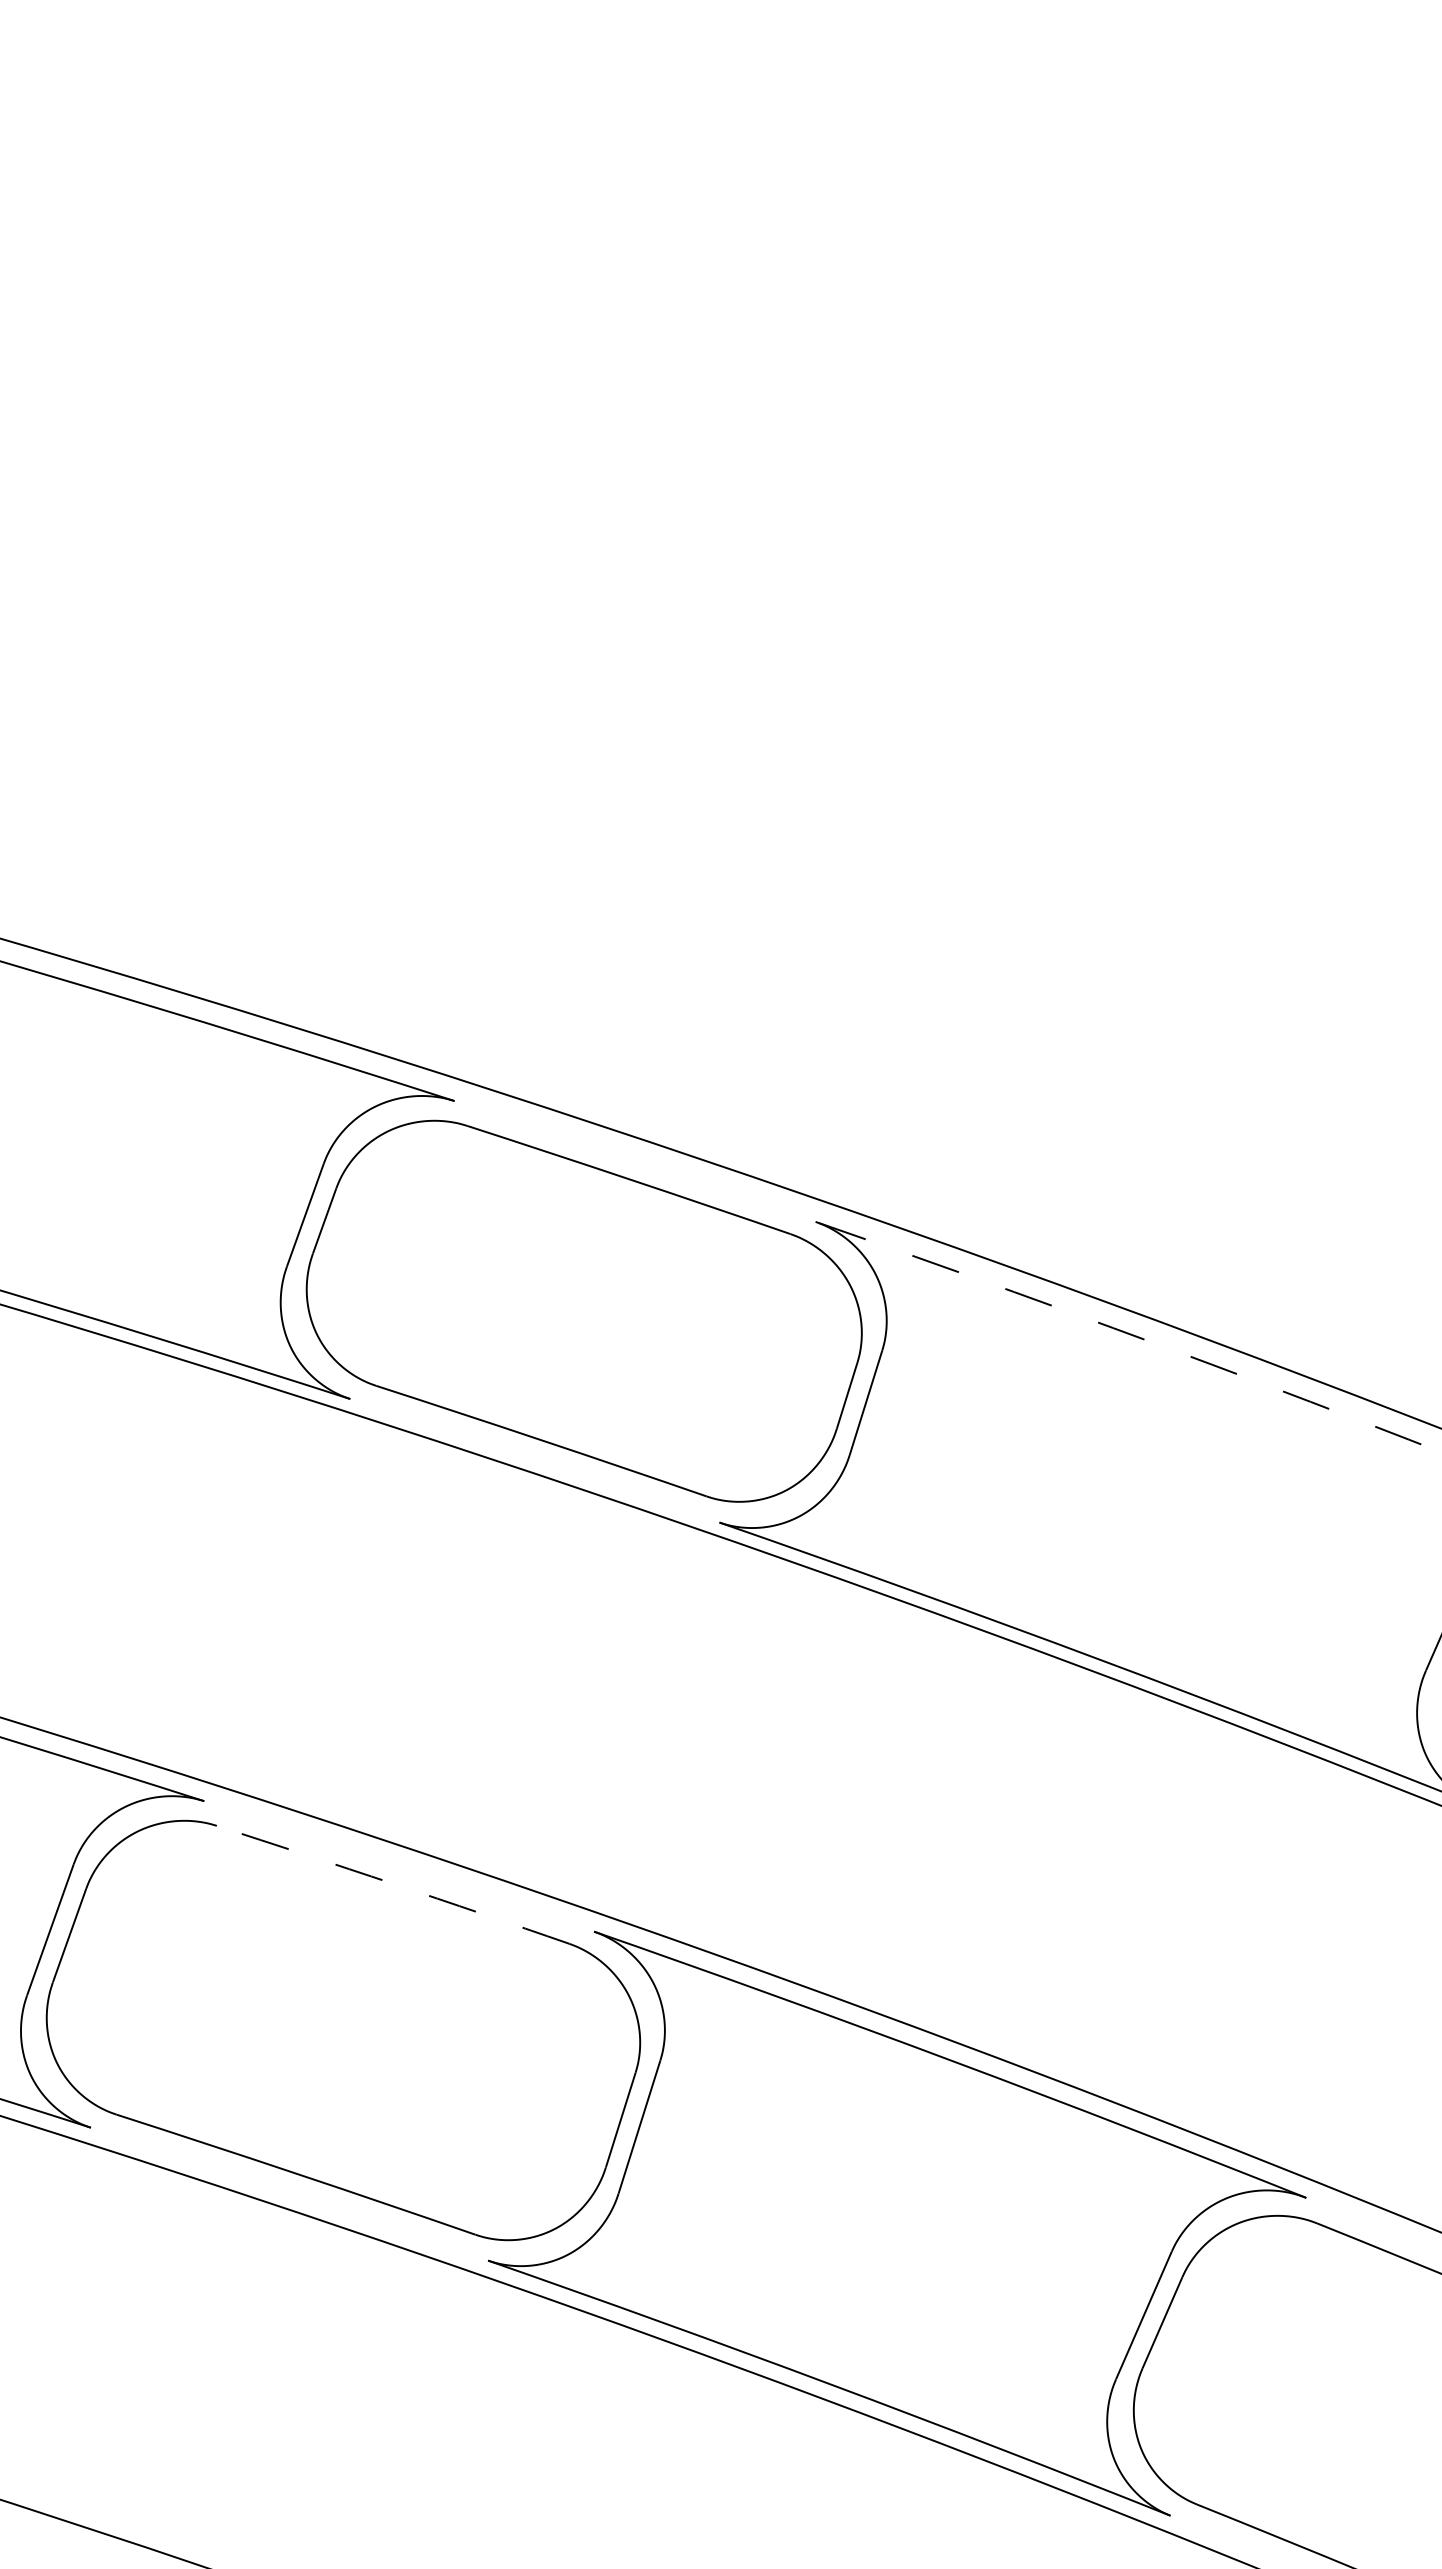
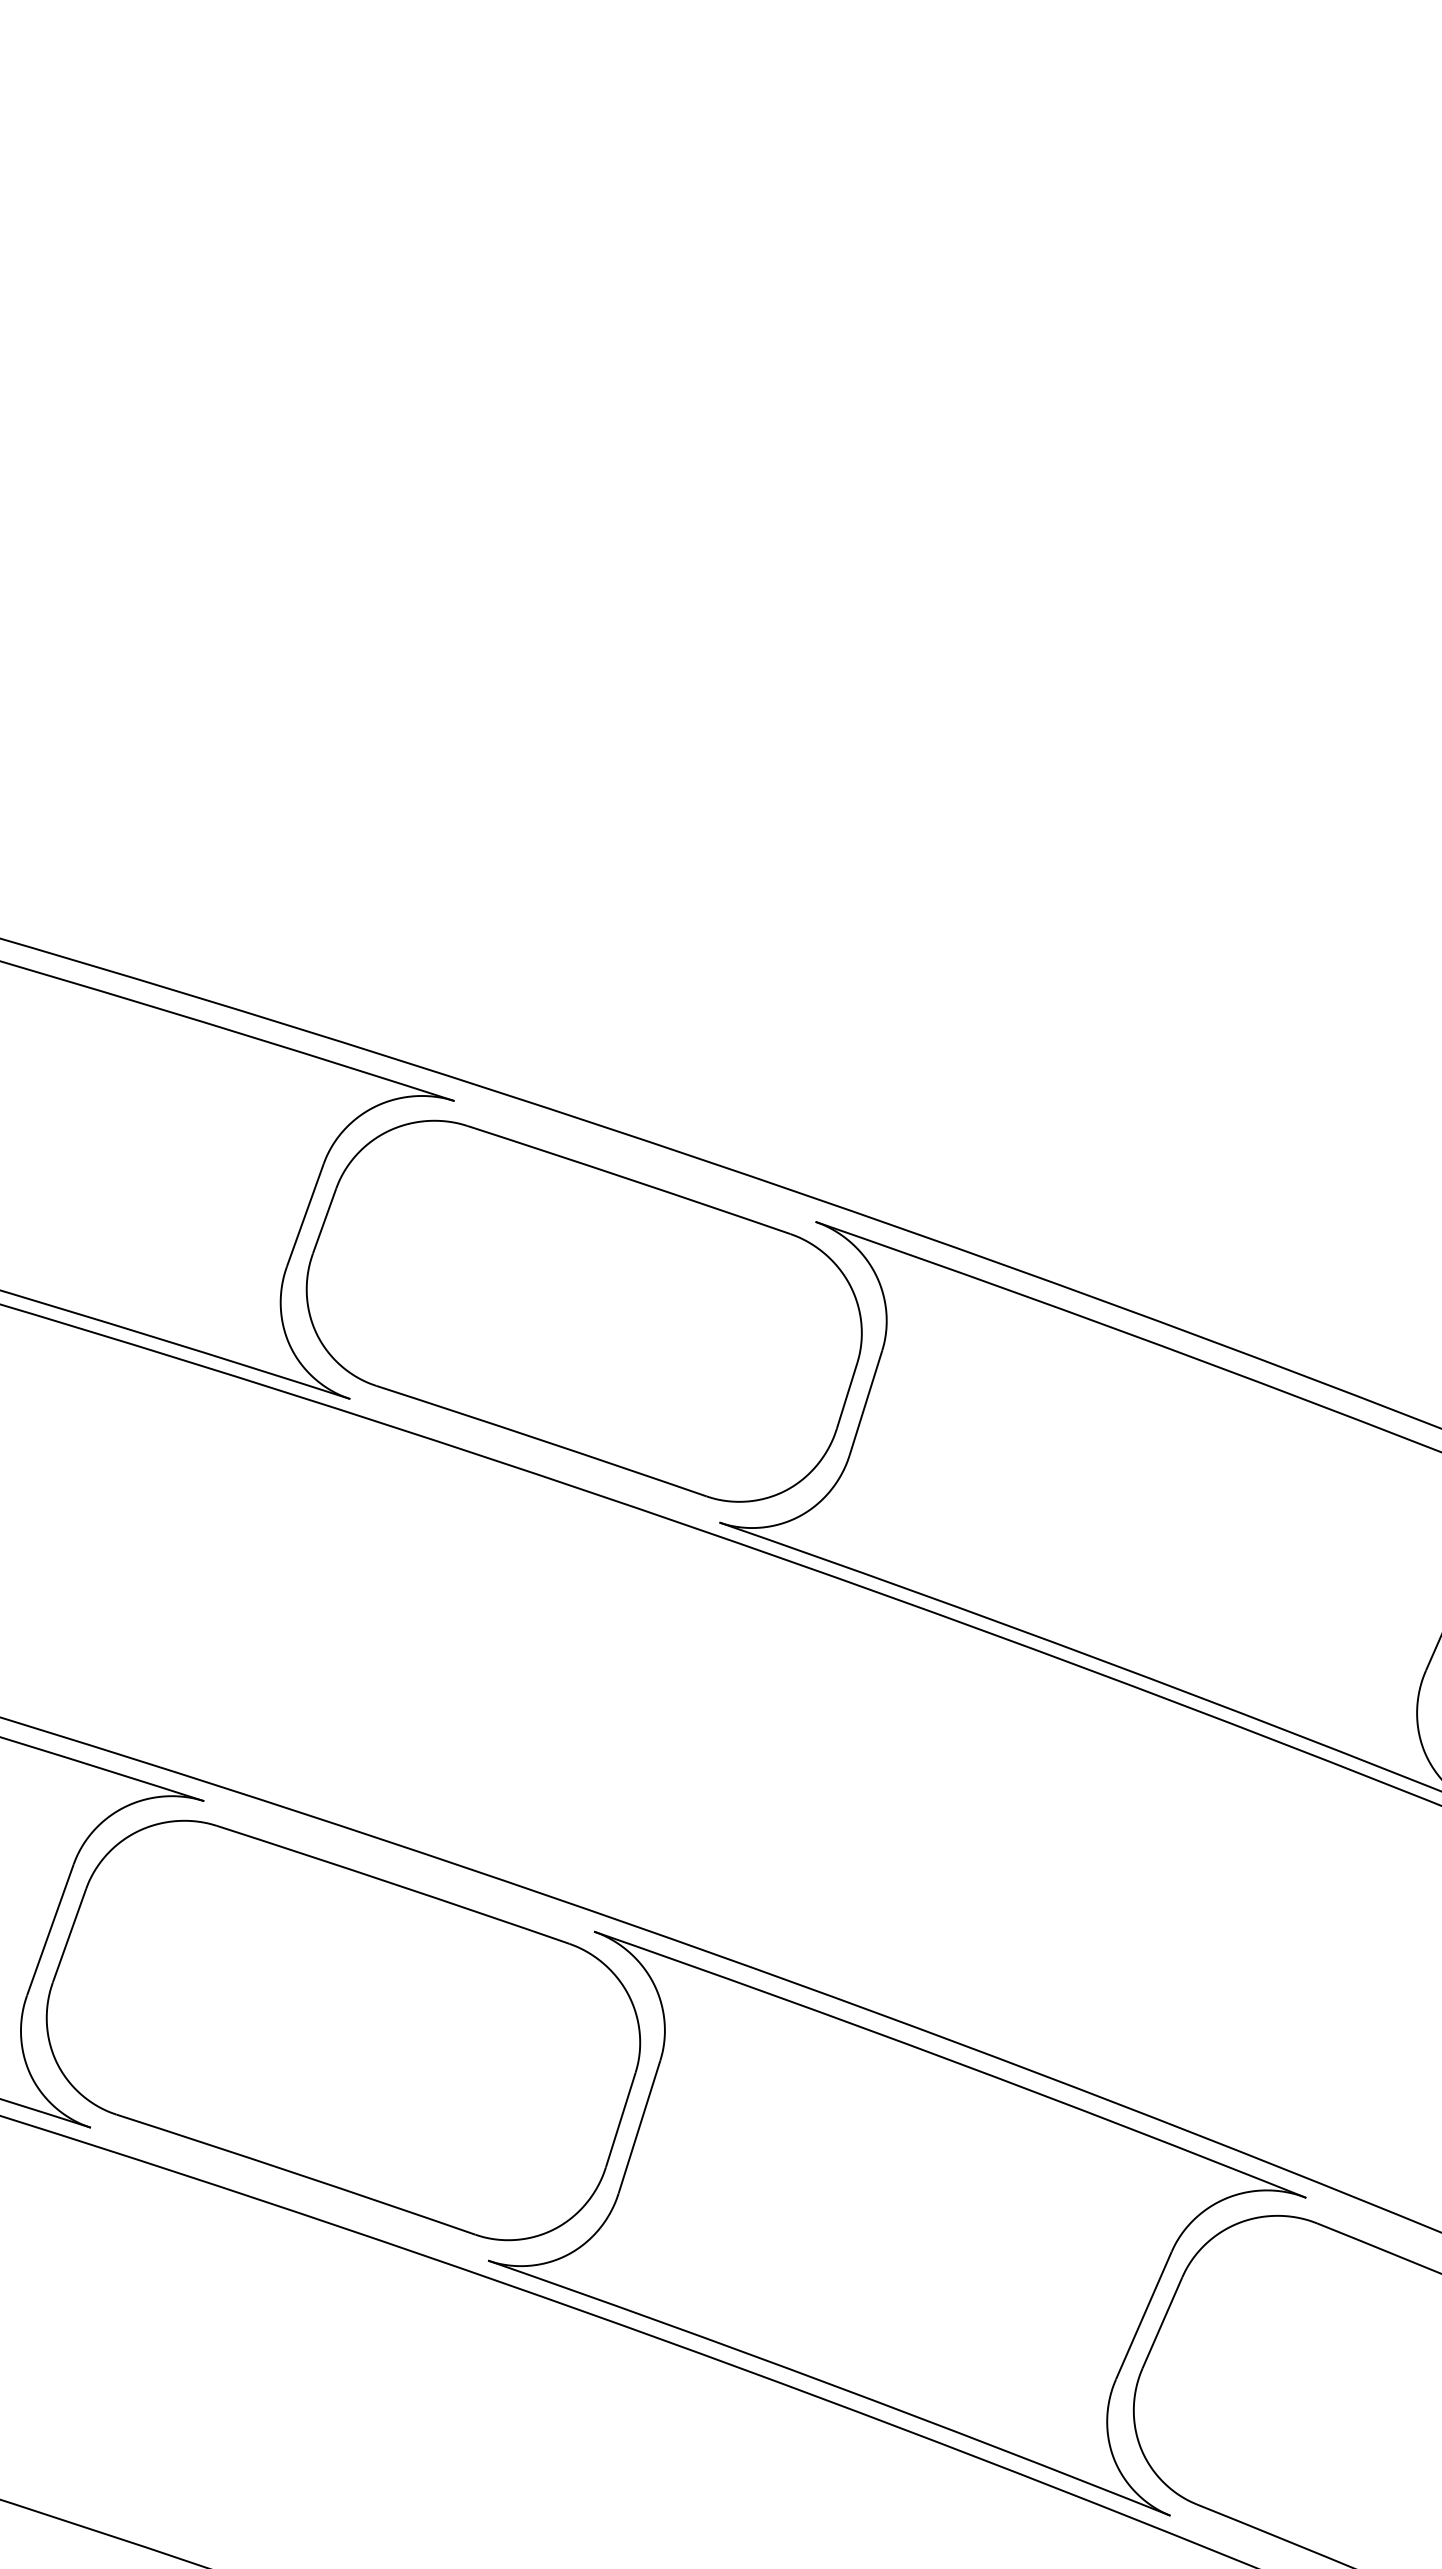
arc: dashed -> solid (1129, 1334)
arc: dashed -> solid (393, 1883)
